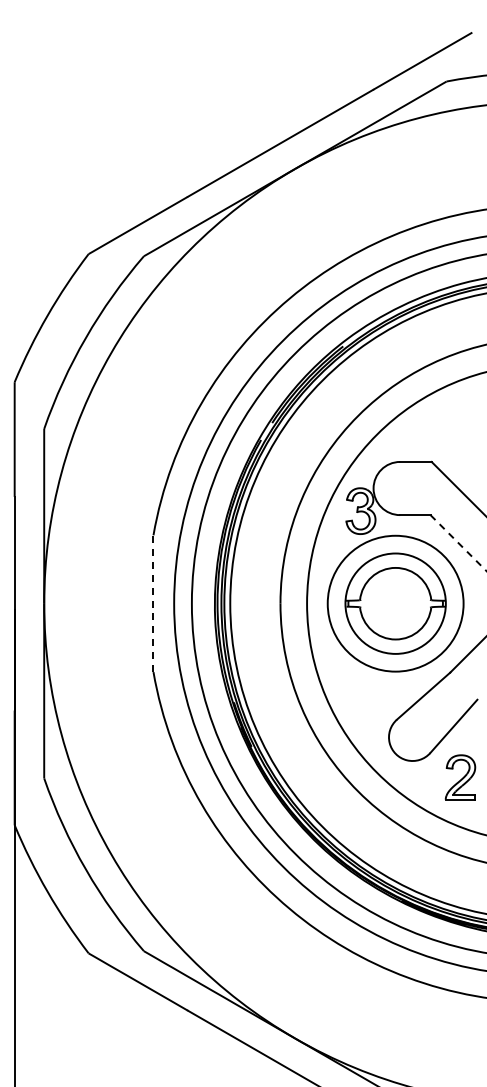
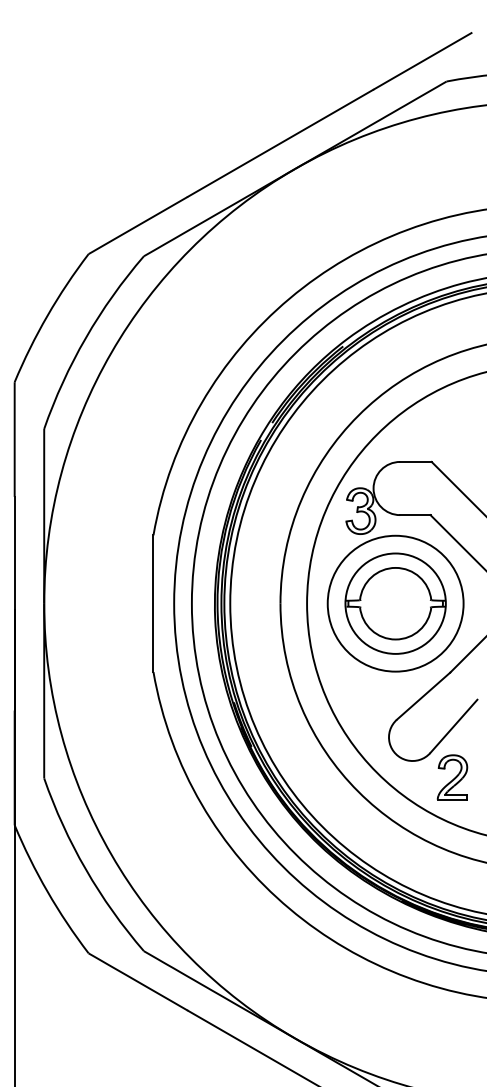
line: dashed -> solid (458, 543)
line: dashed -> solid (153, 603)
part position: (460, 777) -> (452, 777) (452, 777)
